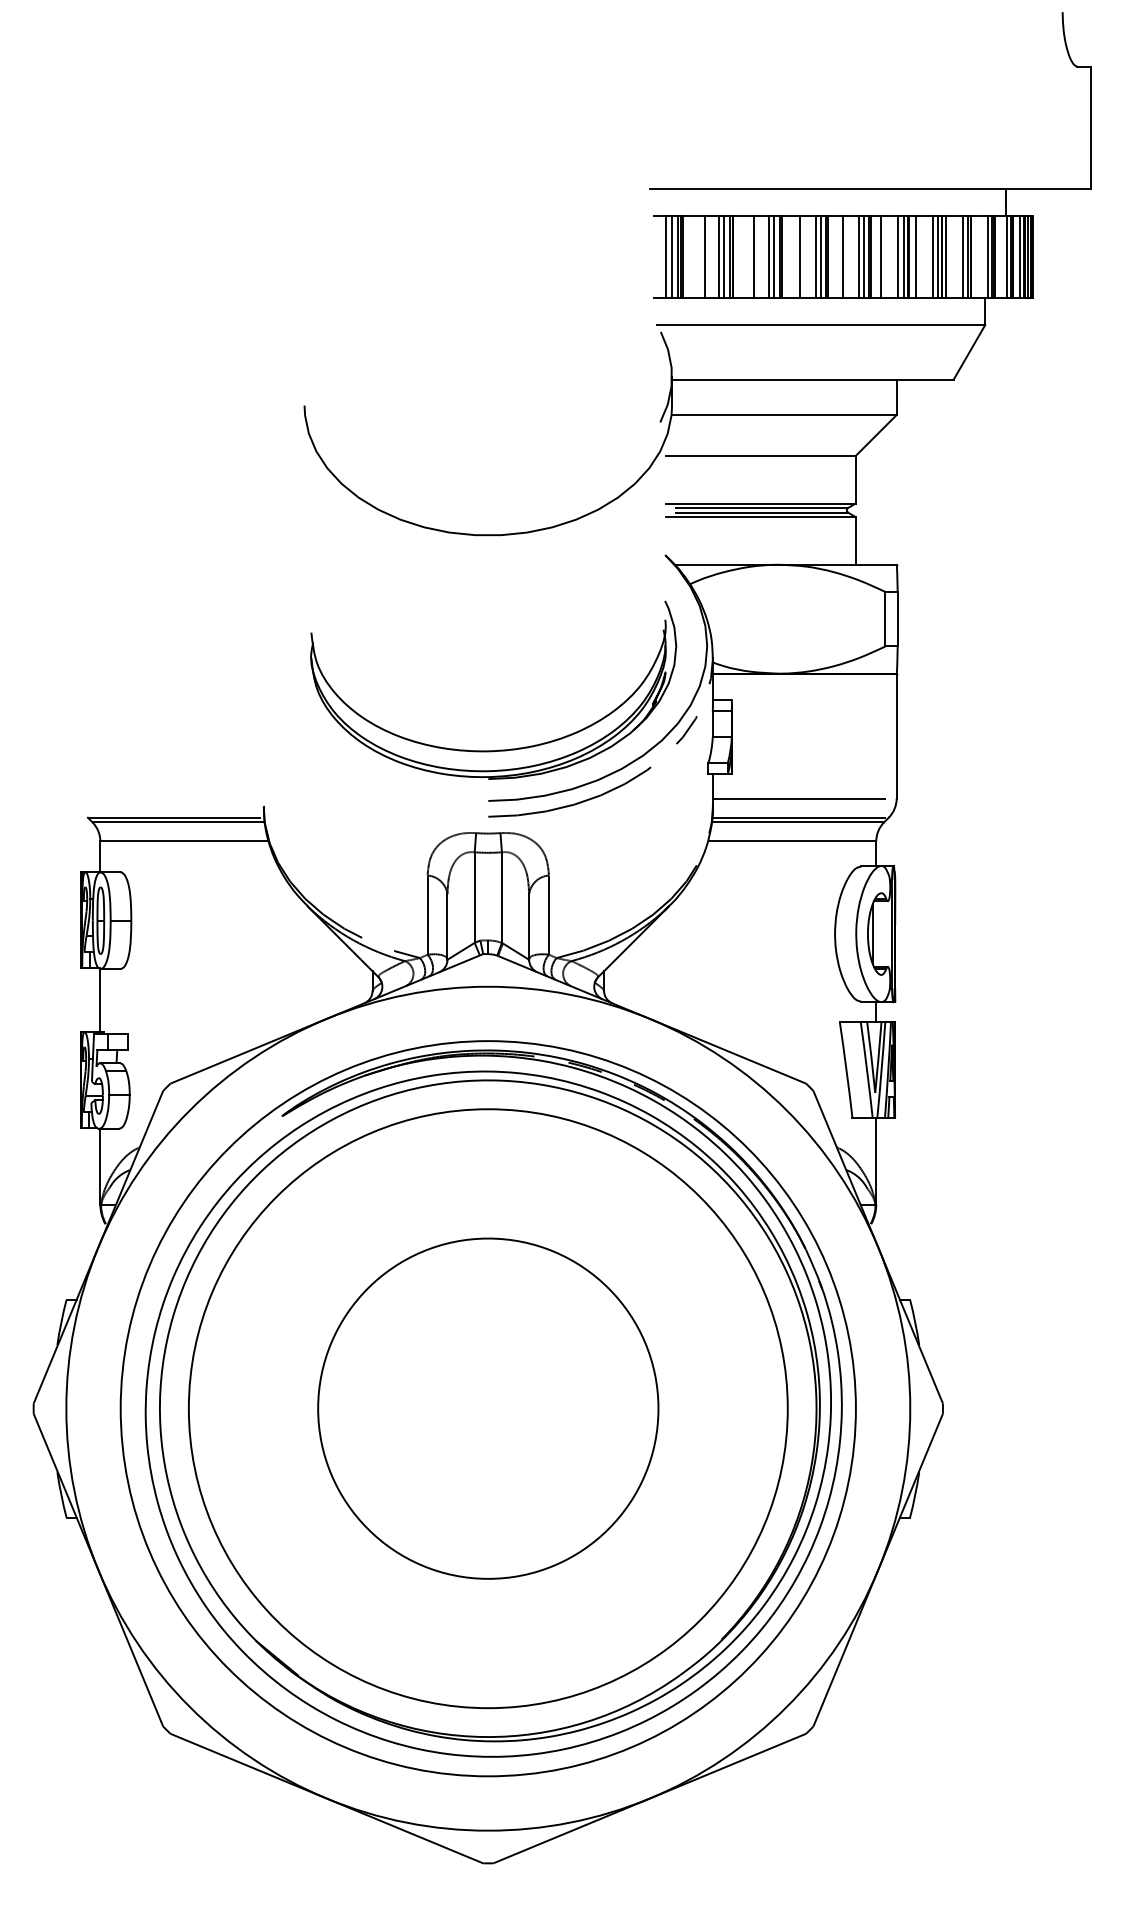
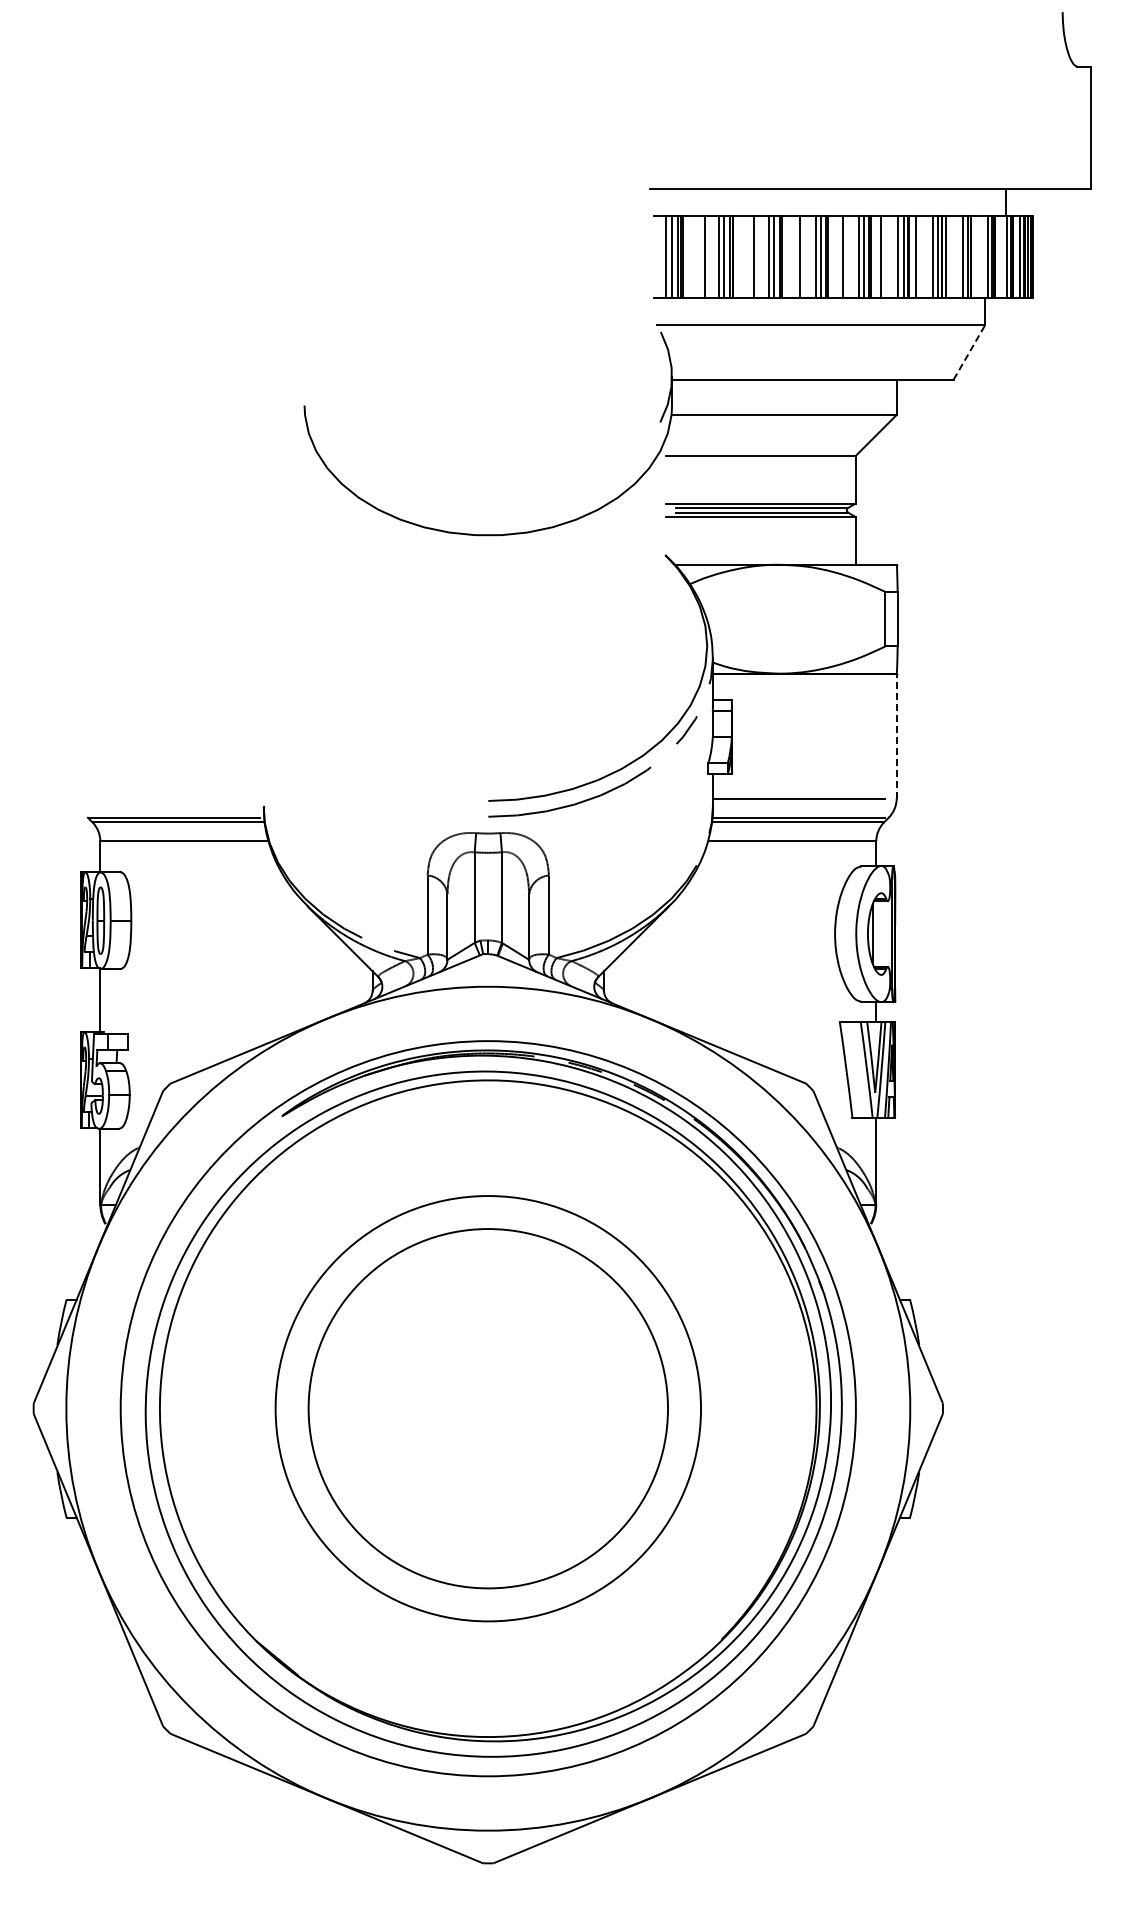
line: solid -> dashed (969, 351)
line: solid -> dashed (896, 735)
part: present -> none (499, 749)
circle diameter: 599 px -> 359 px (488, 1408)
circle diameter: 340 px -> 425 px (488, 1408)
